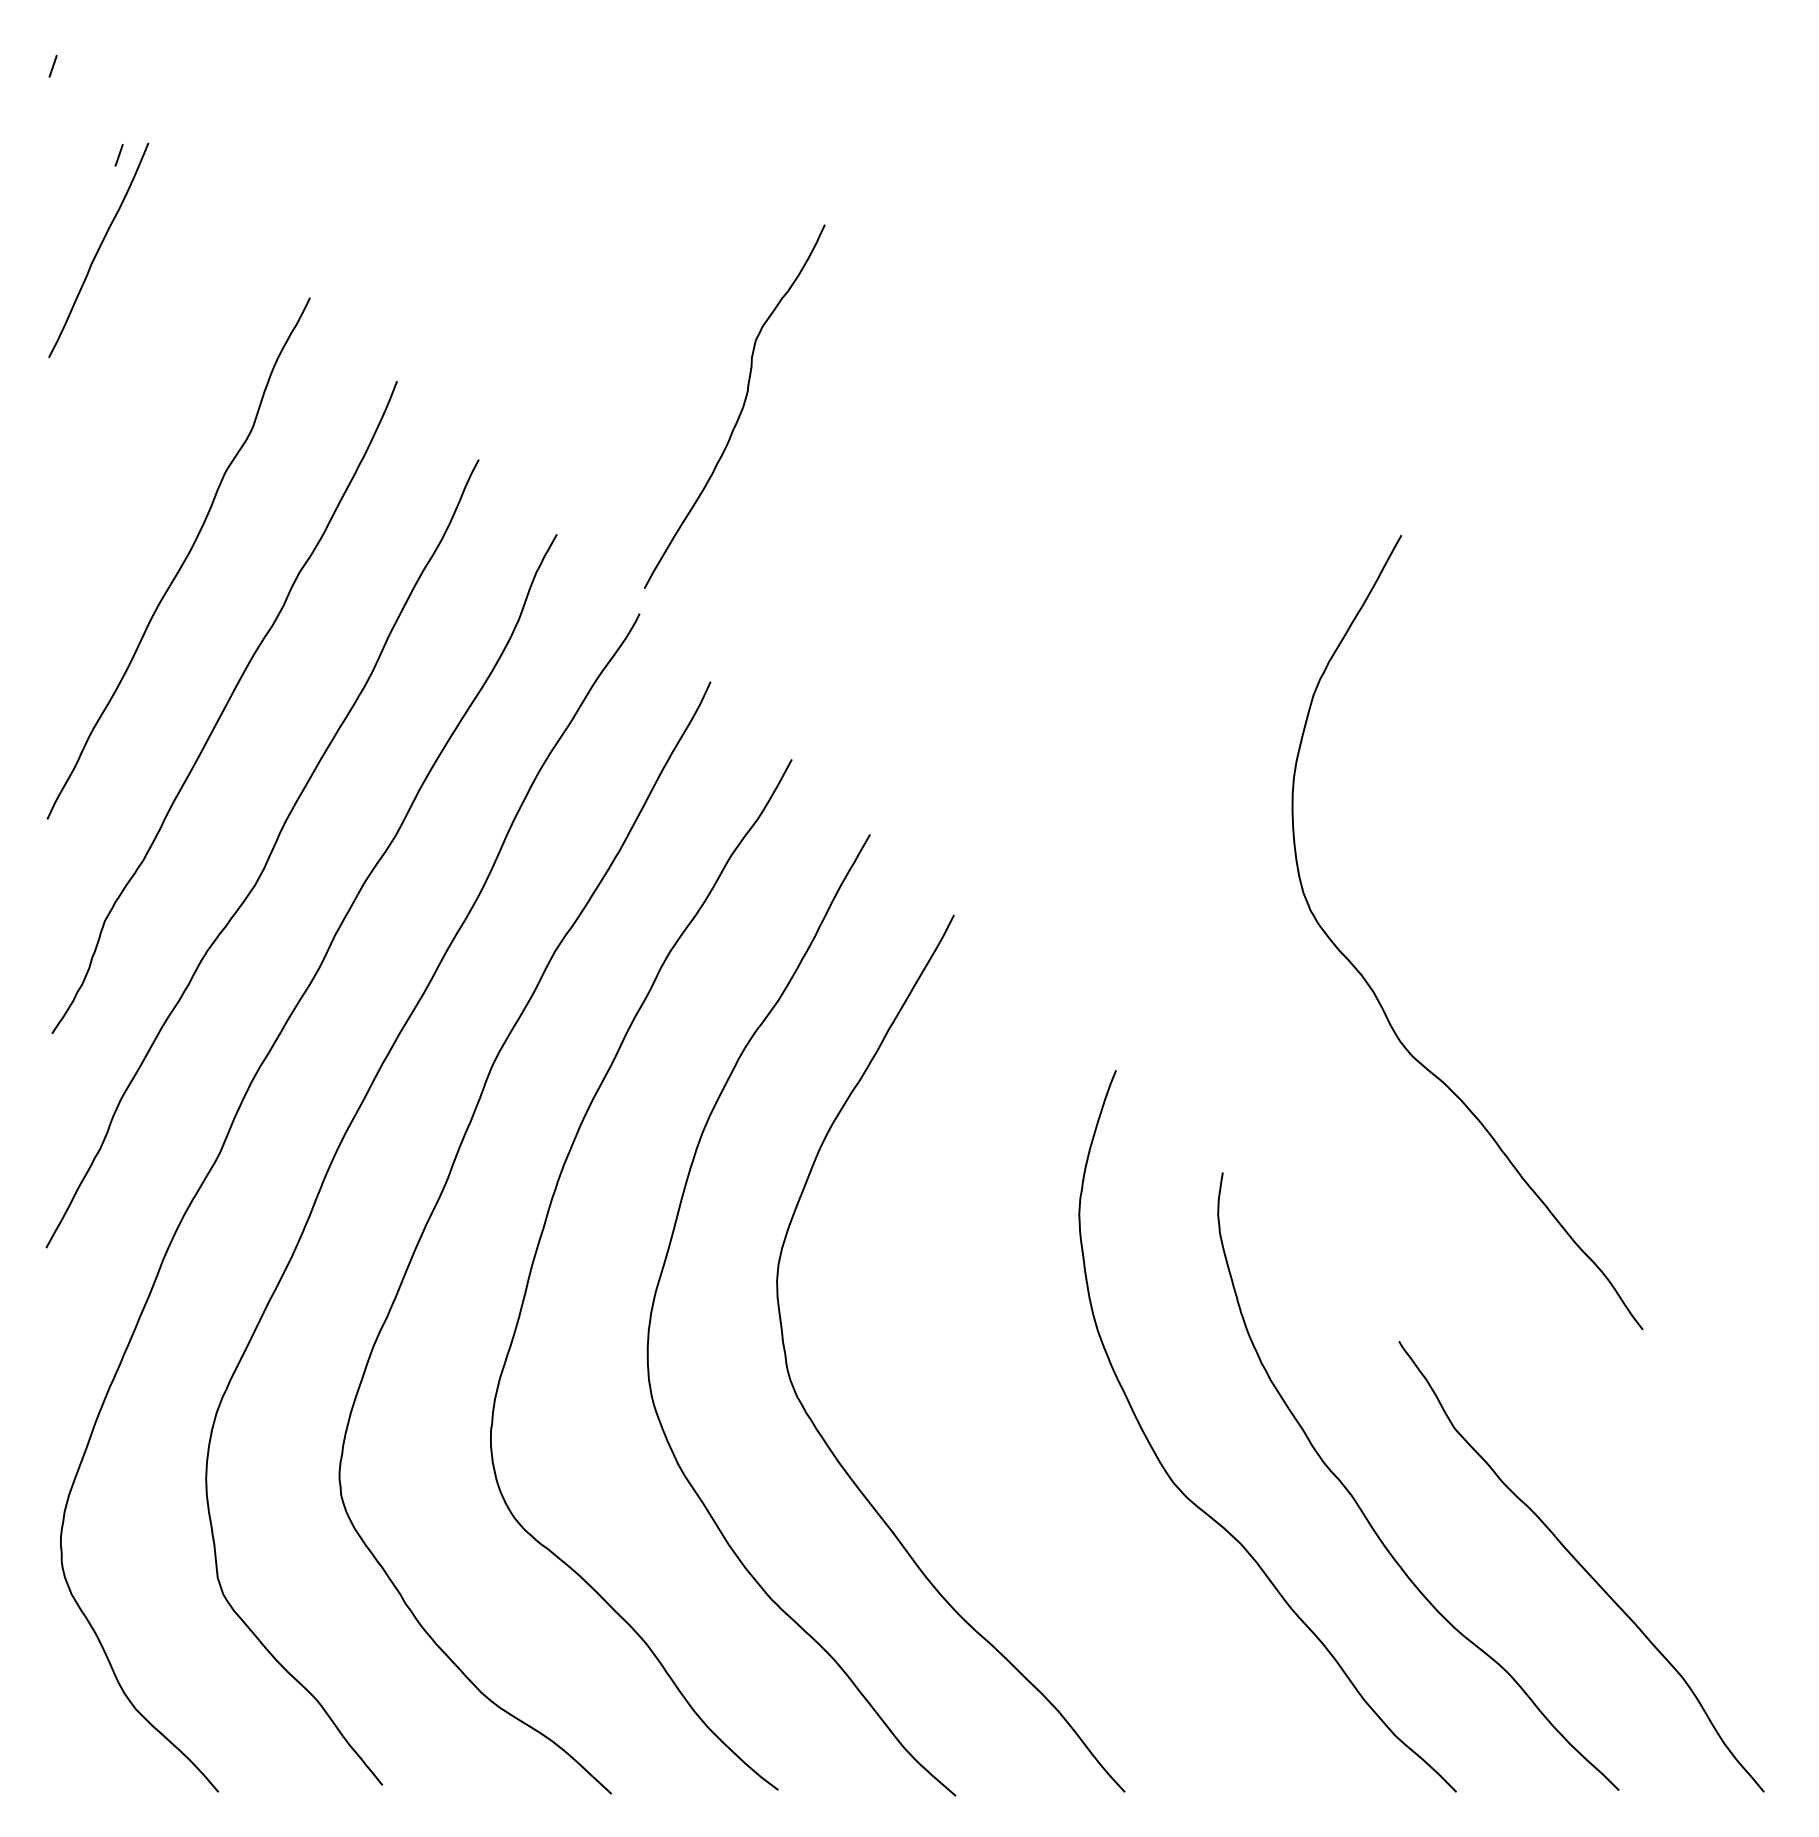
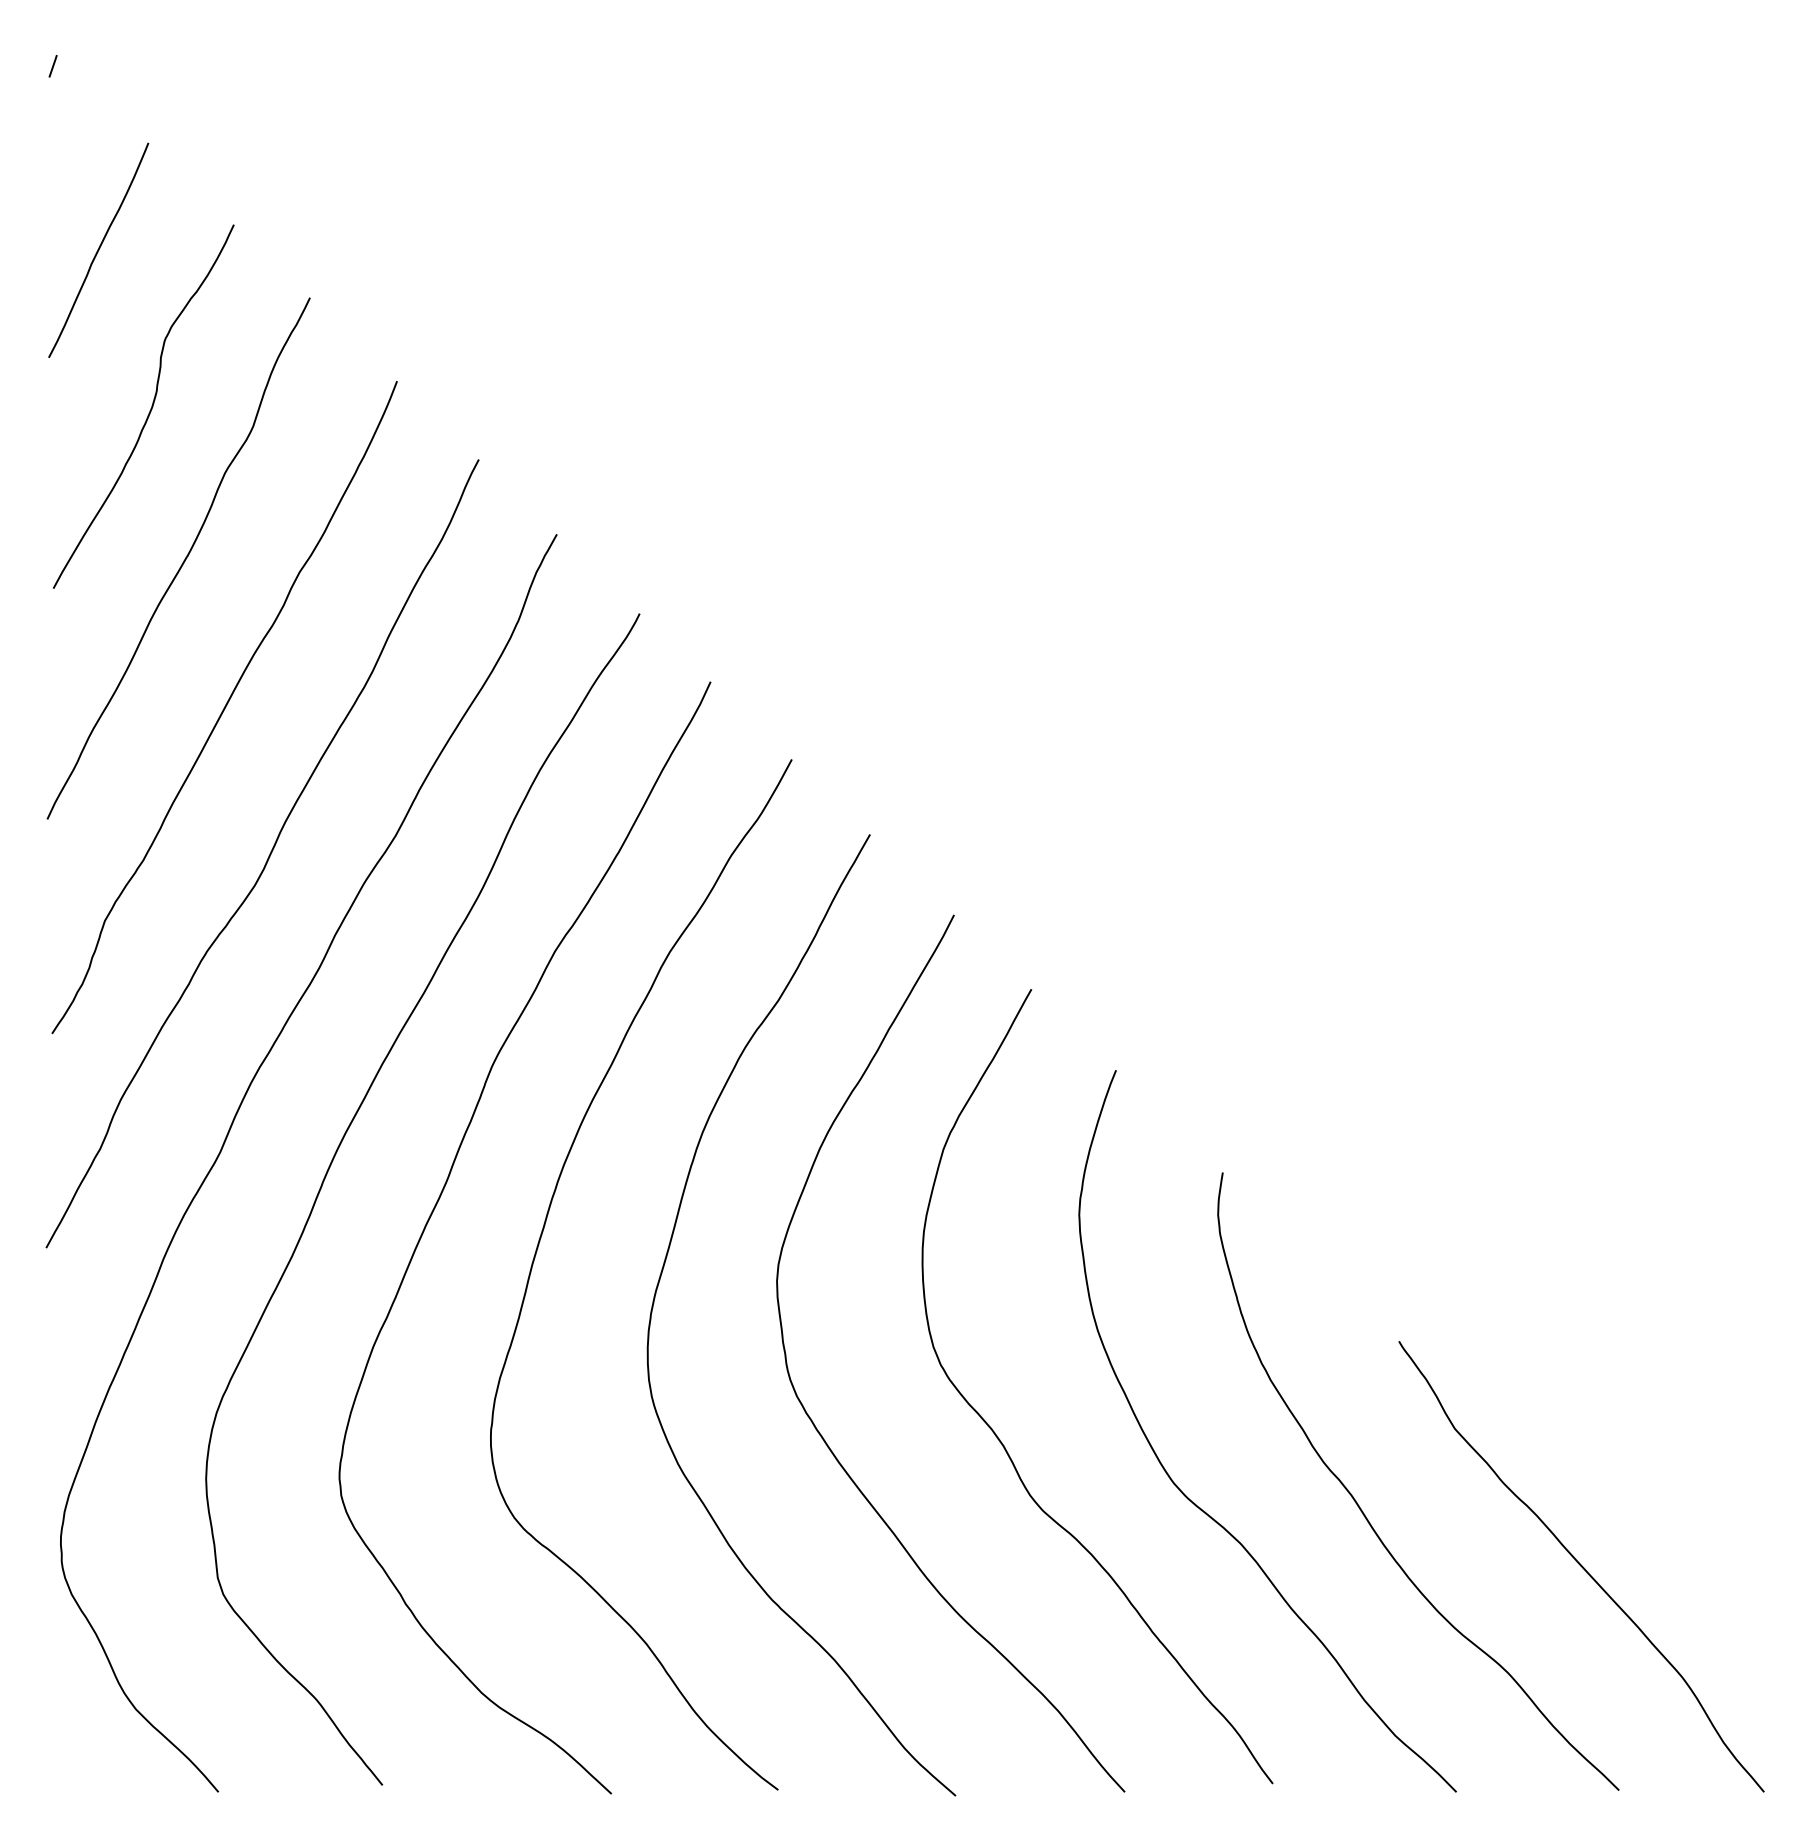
line: present -> none (118, 155)
curve position: (740, 410) -> (149, 410) (149, 410)
curve position: (1374, 991) -> (1004, 1445) (1004, 1445)
